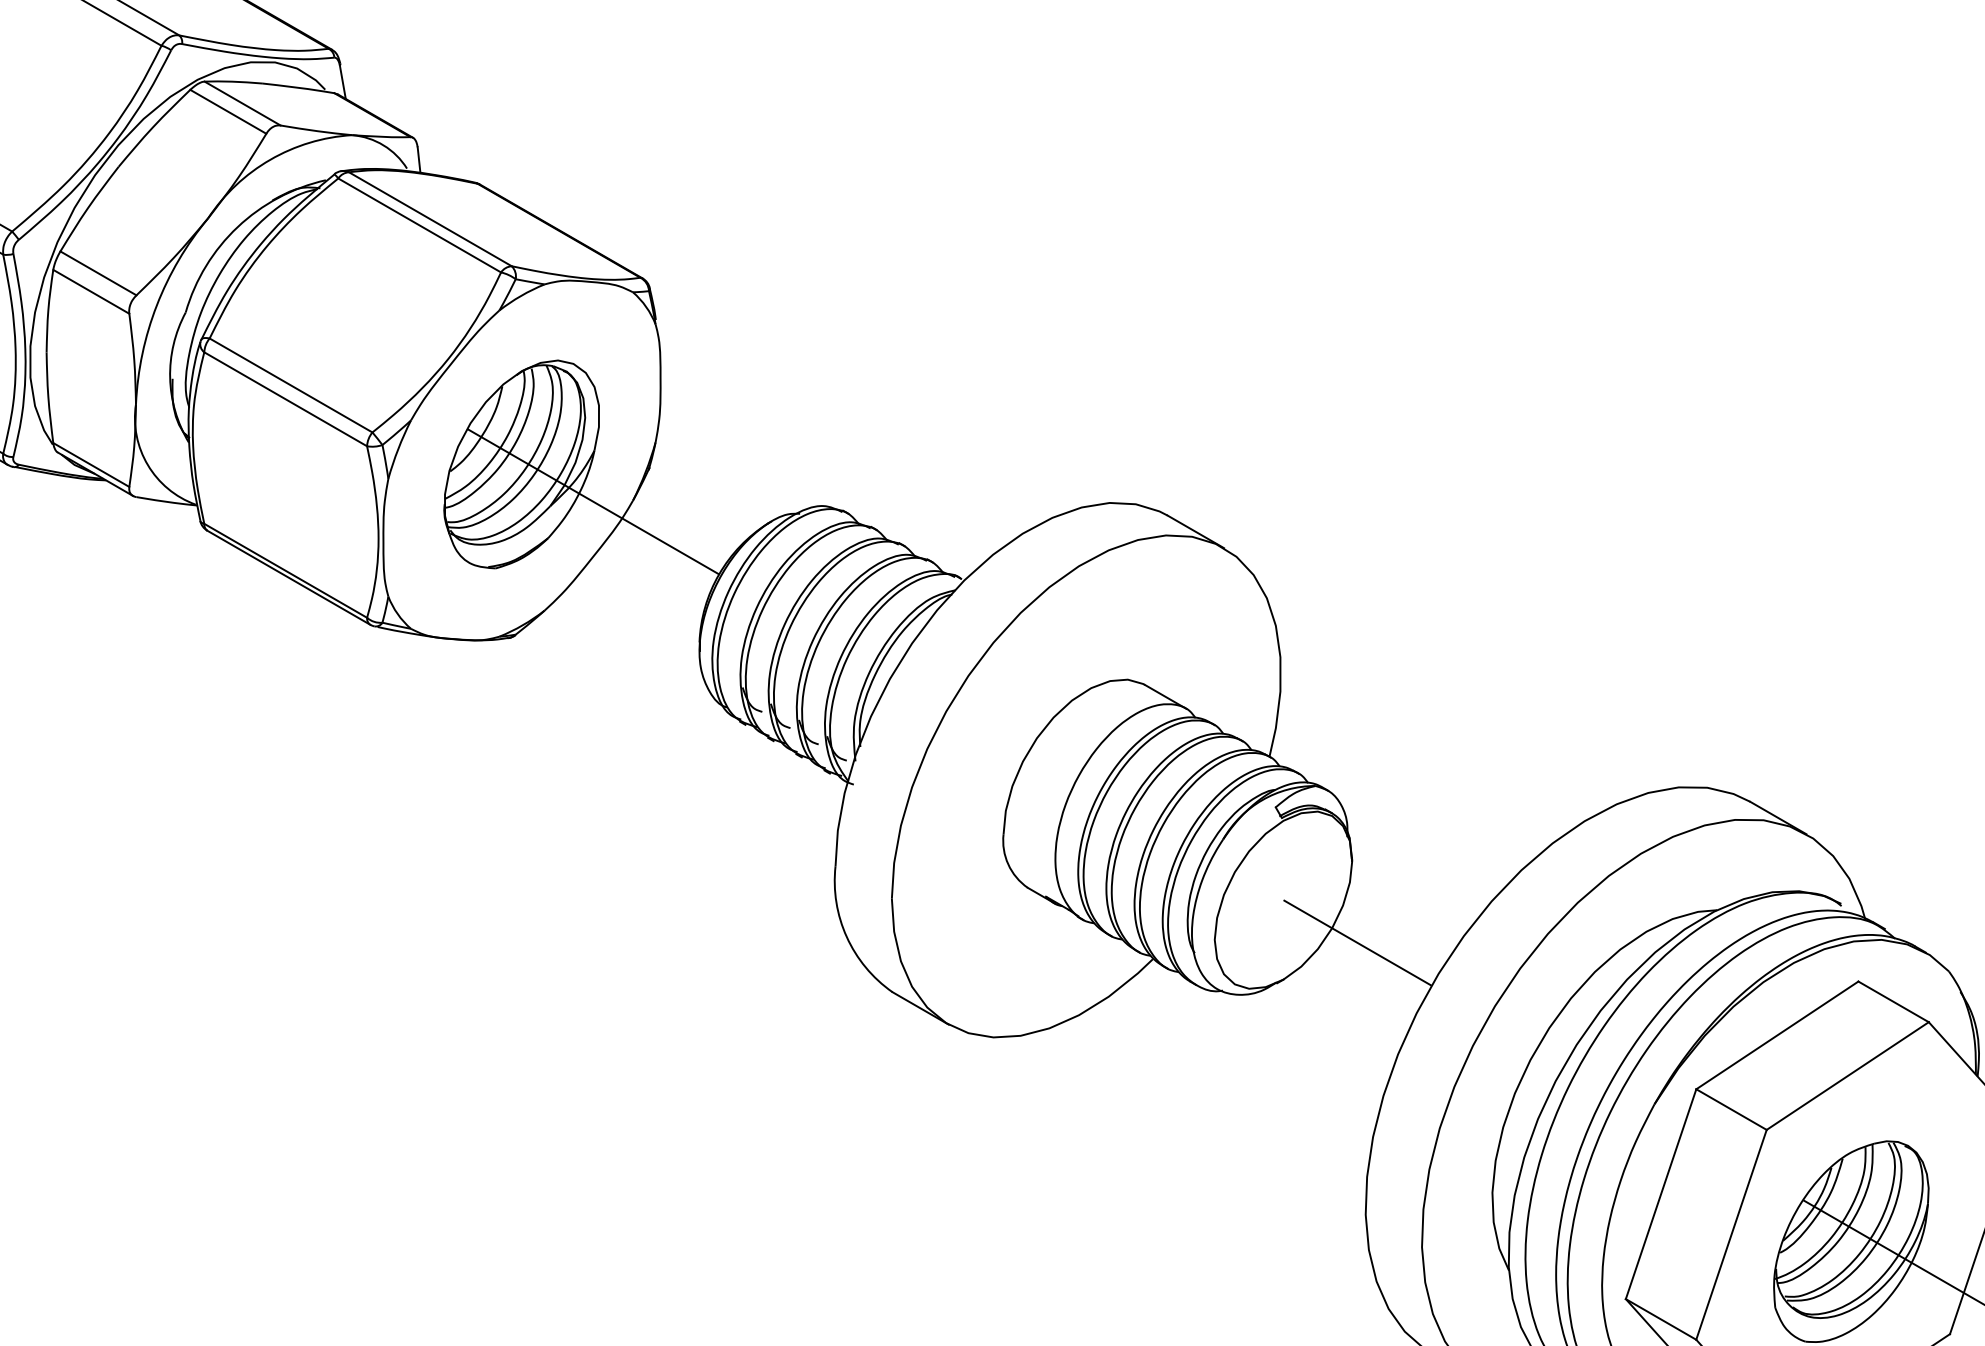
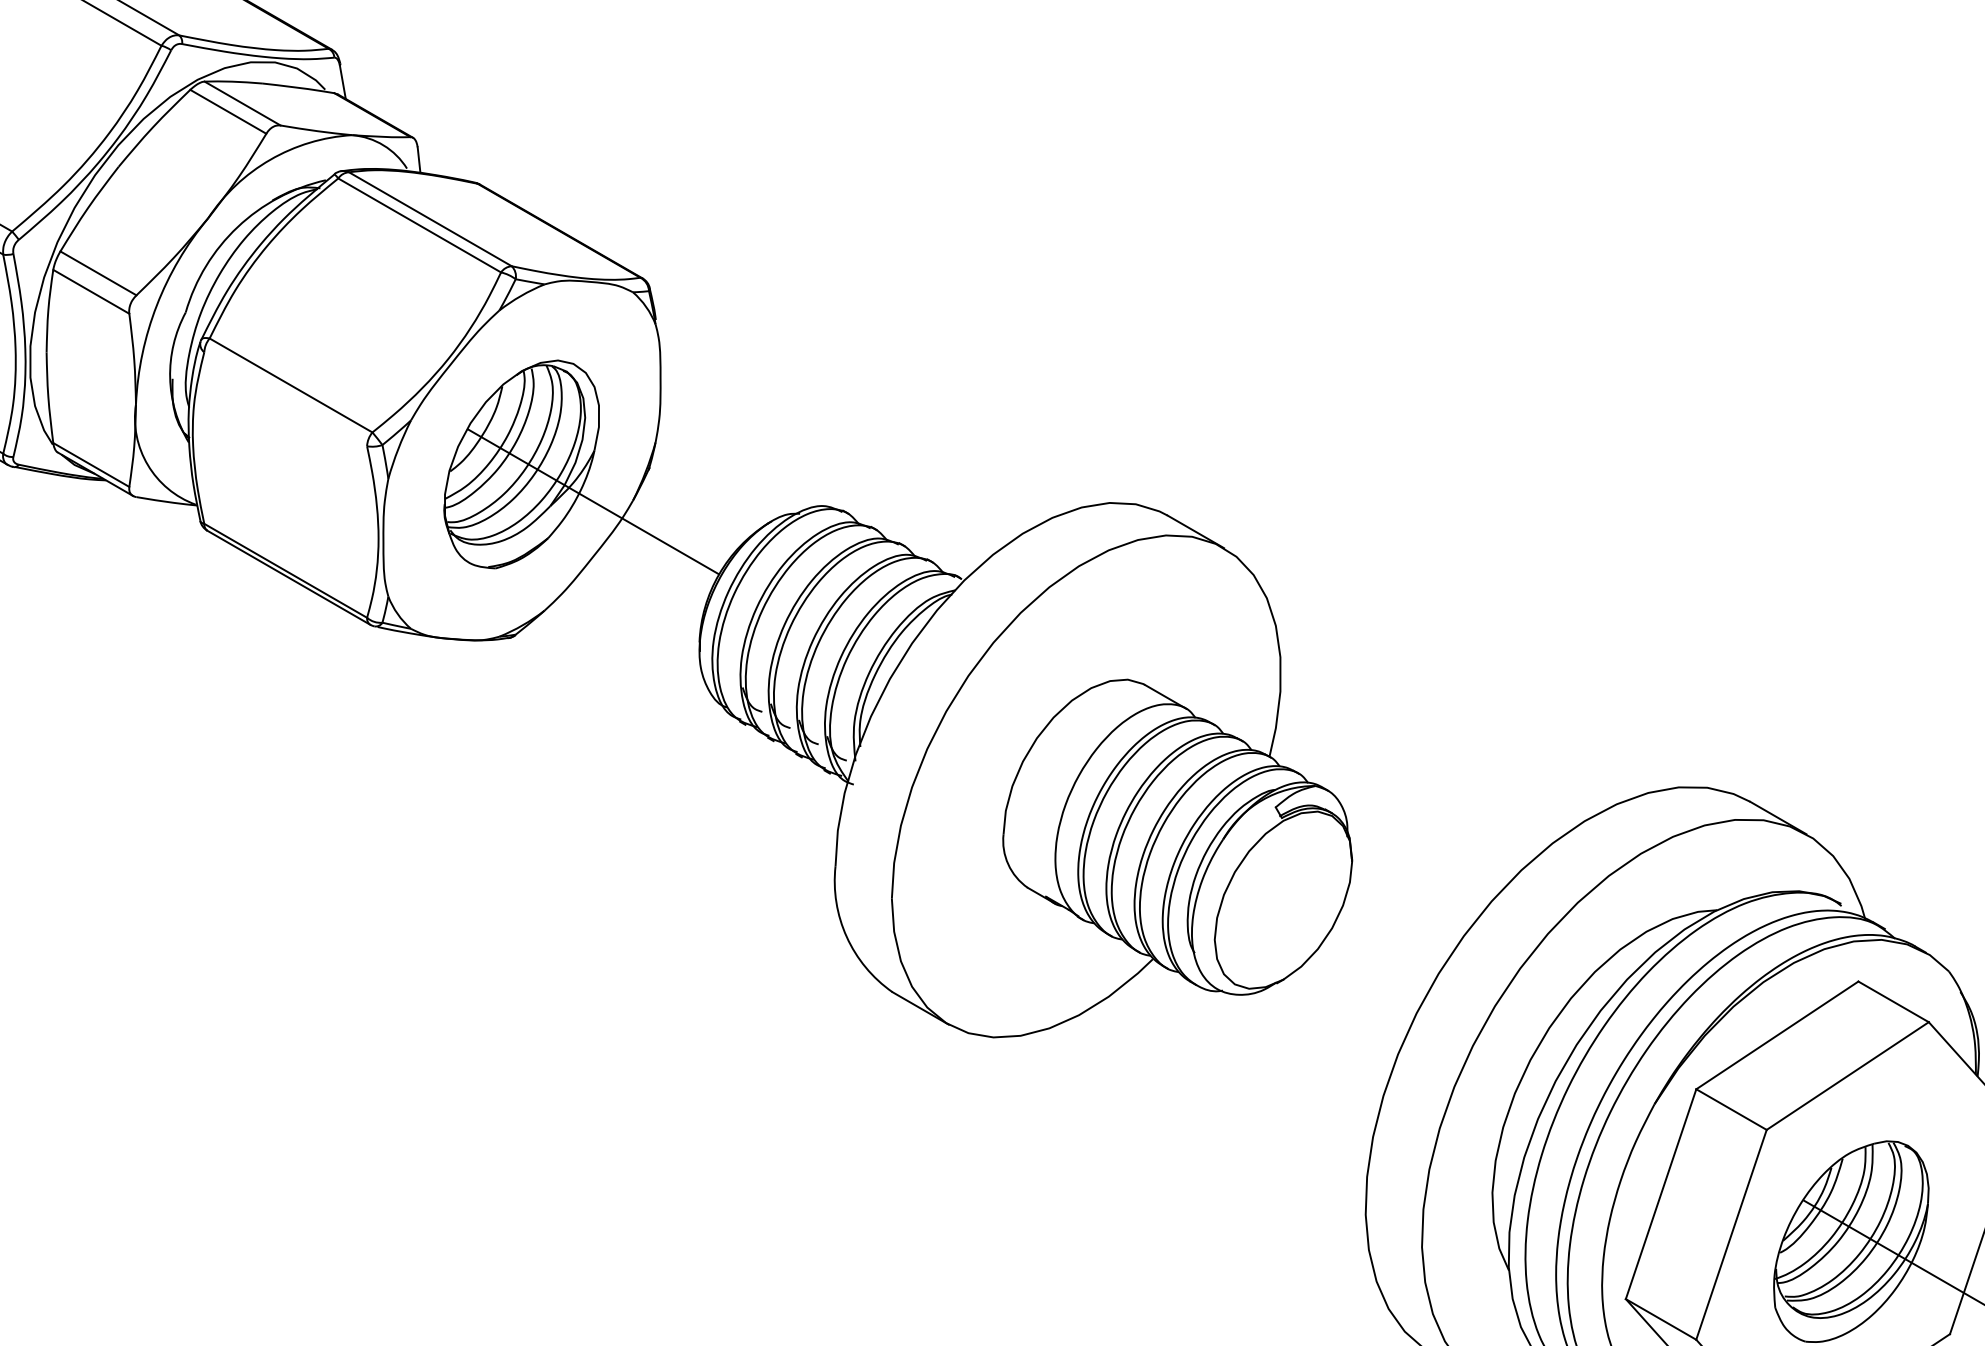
line: present -> none (285, 399)
line: present -> none (1357, 942)
